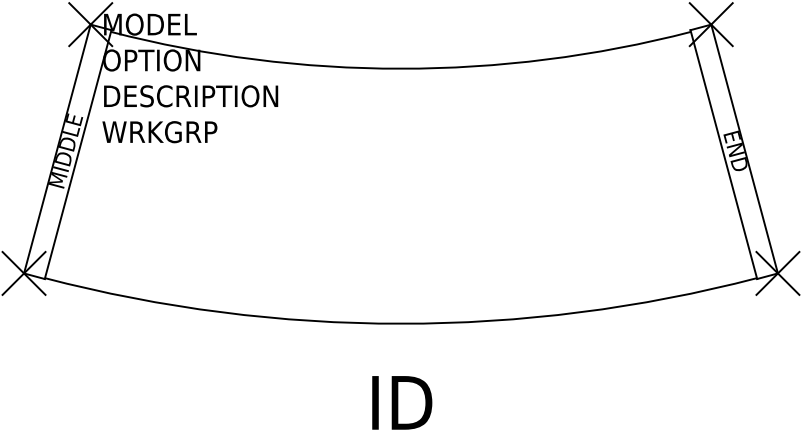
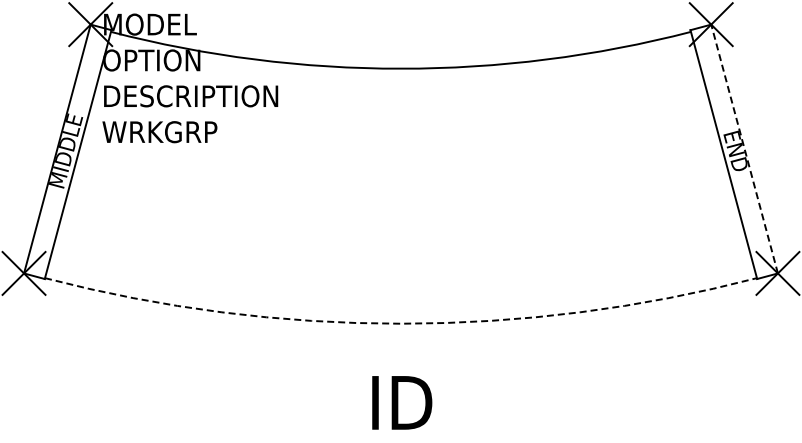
line: solid -> dashed (744, 149)
arc: solid -> dashed (400, 323)
